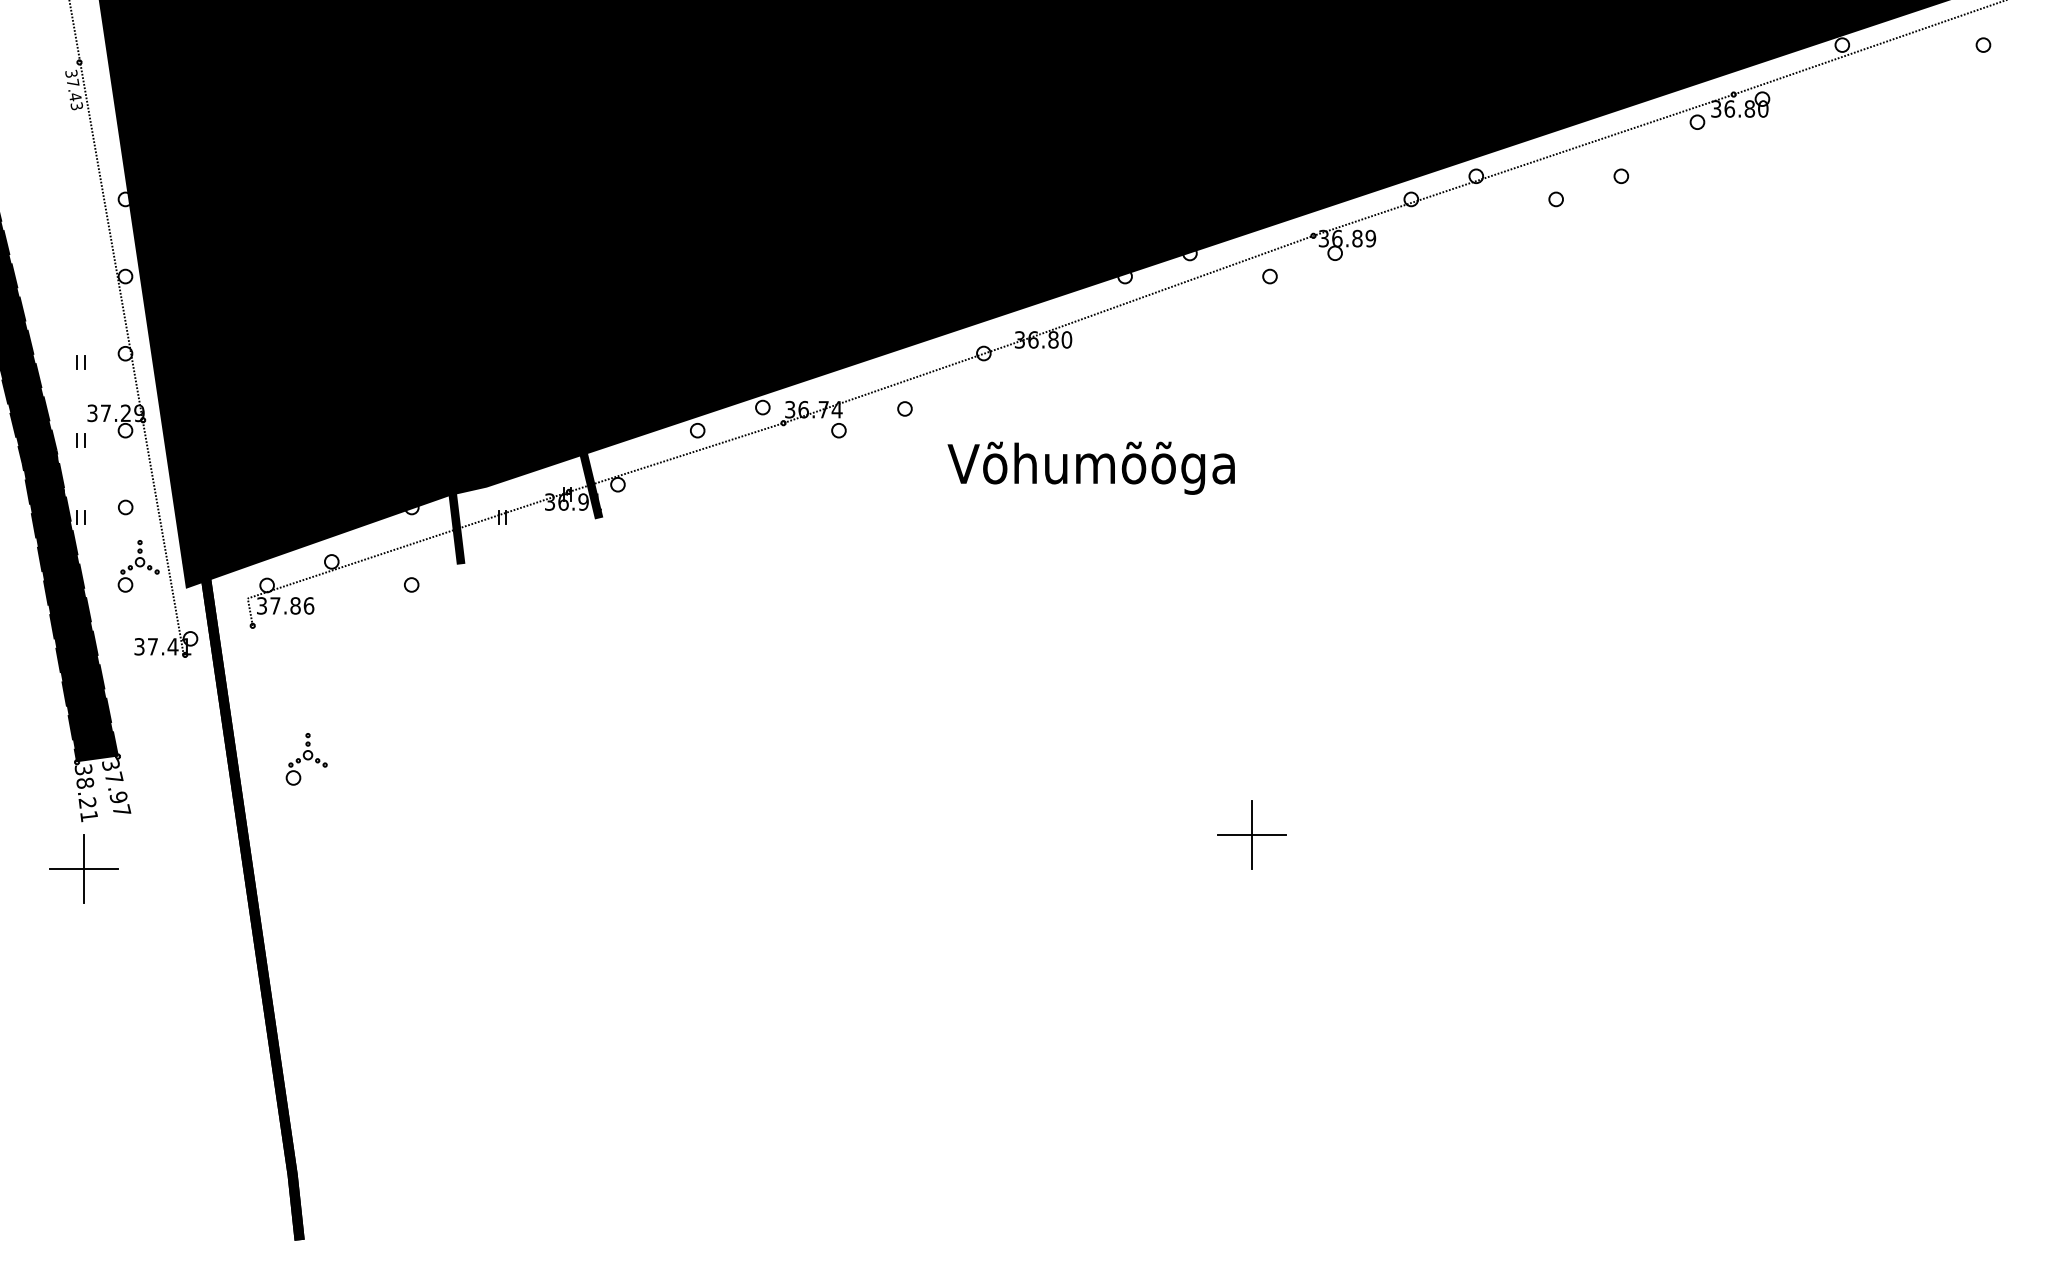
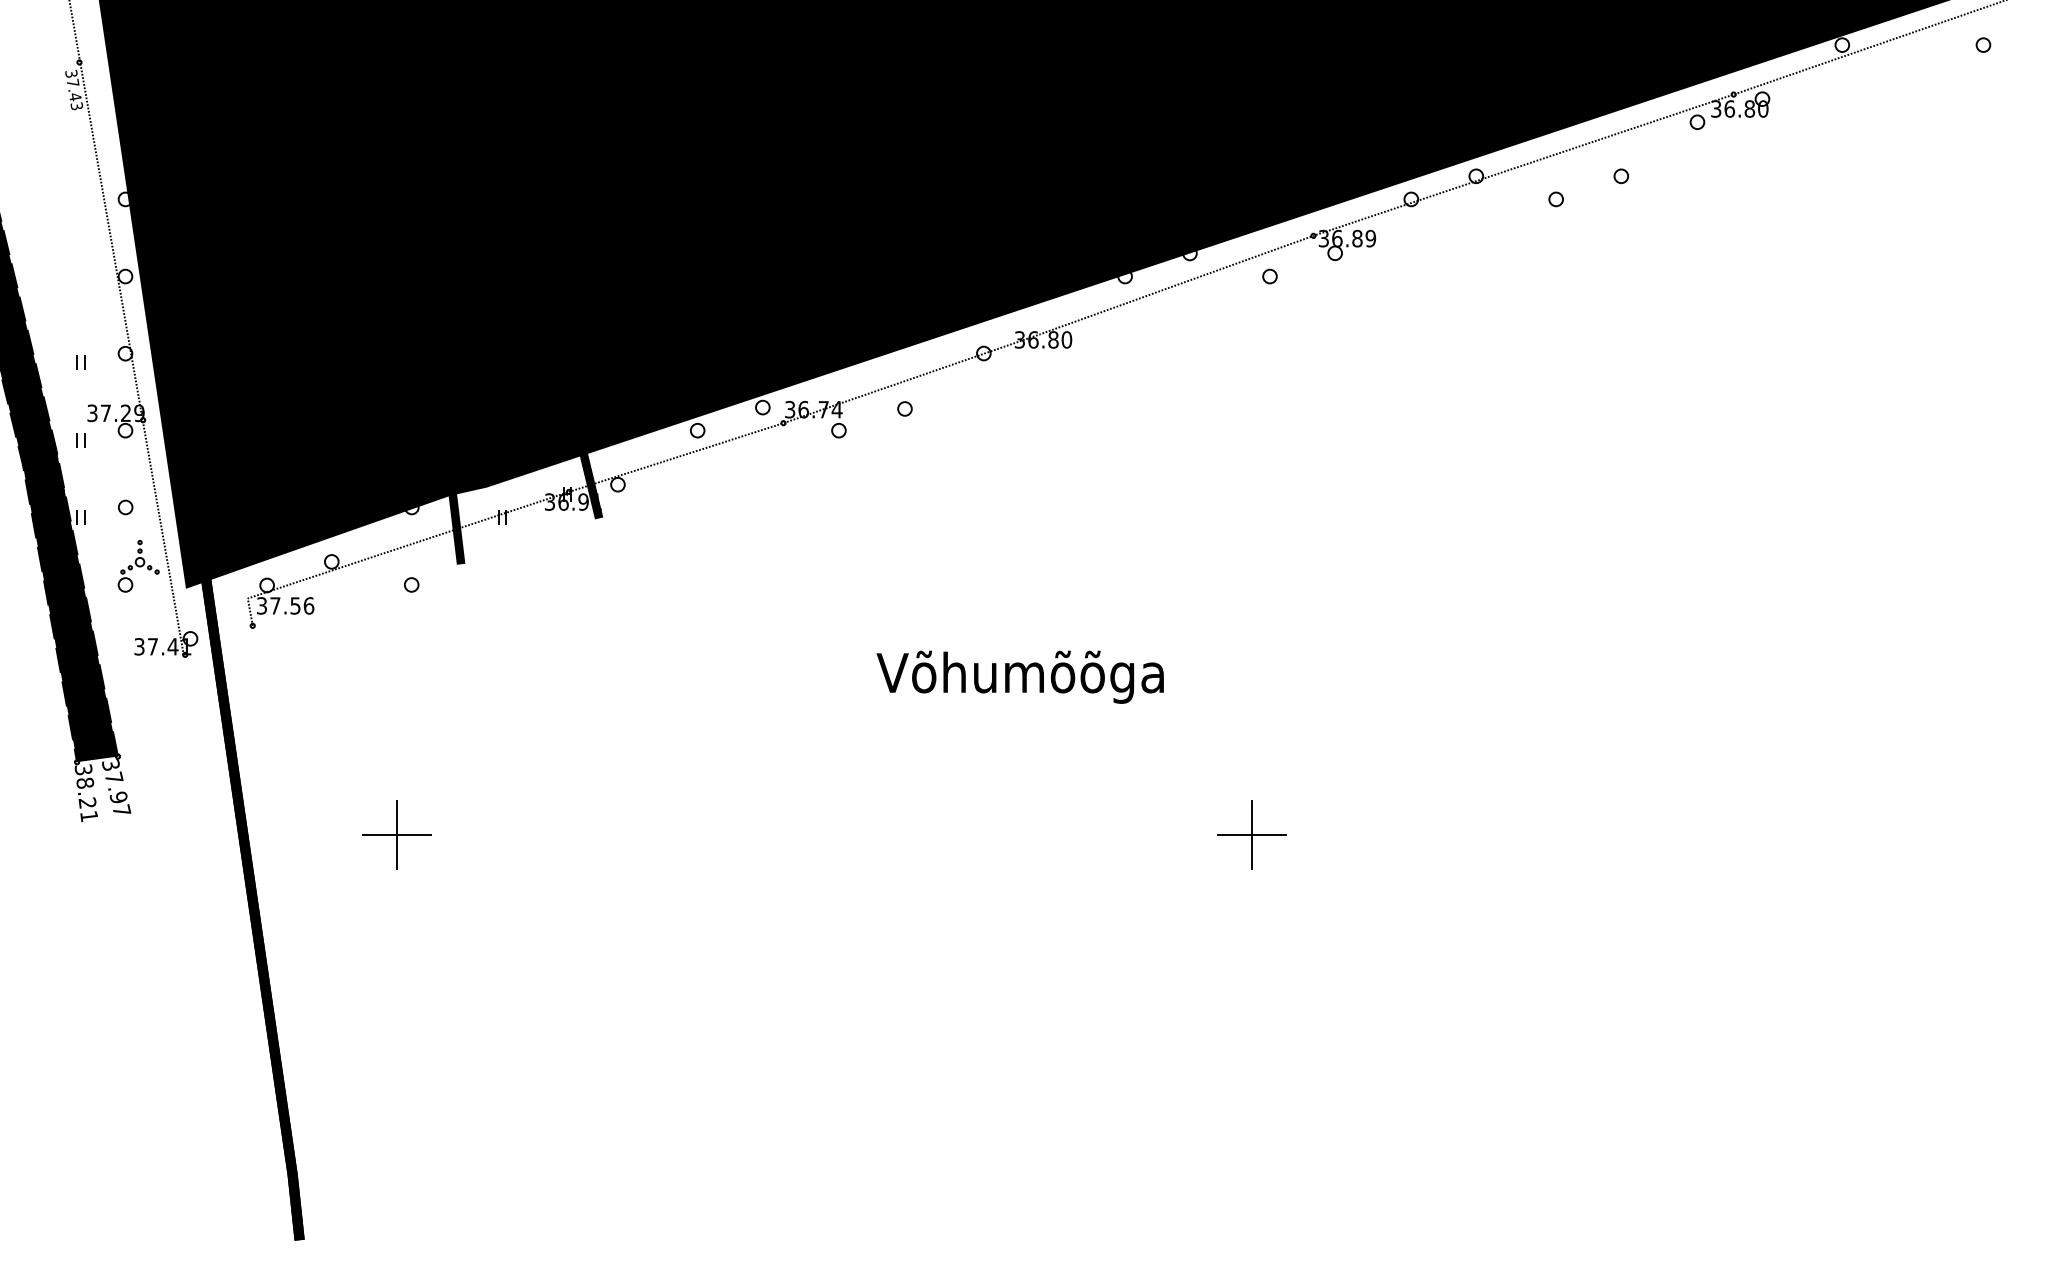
text position: (1090, 467) -> (1019, 676) (1019, 676)
text: 37.86 -> 37.56 (295, 605)
part: present -> none (306, 759)
part position: (83, 868) -> (396, 834) (396, 834)
